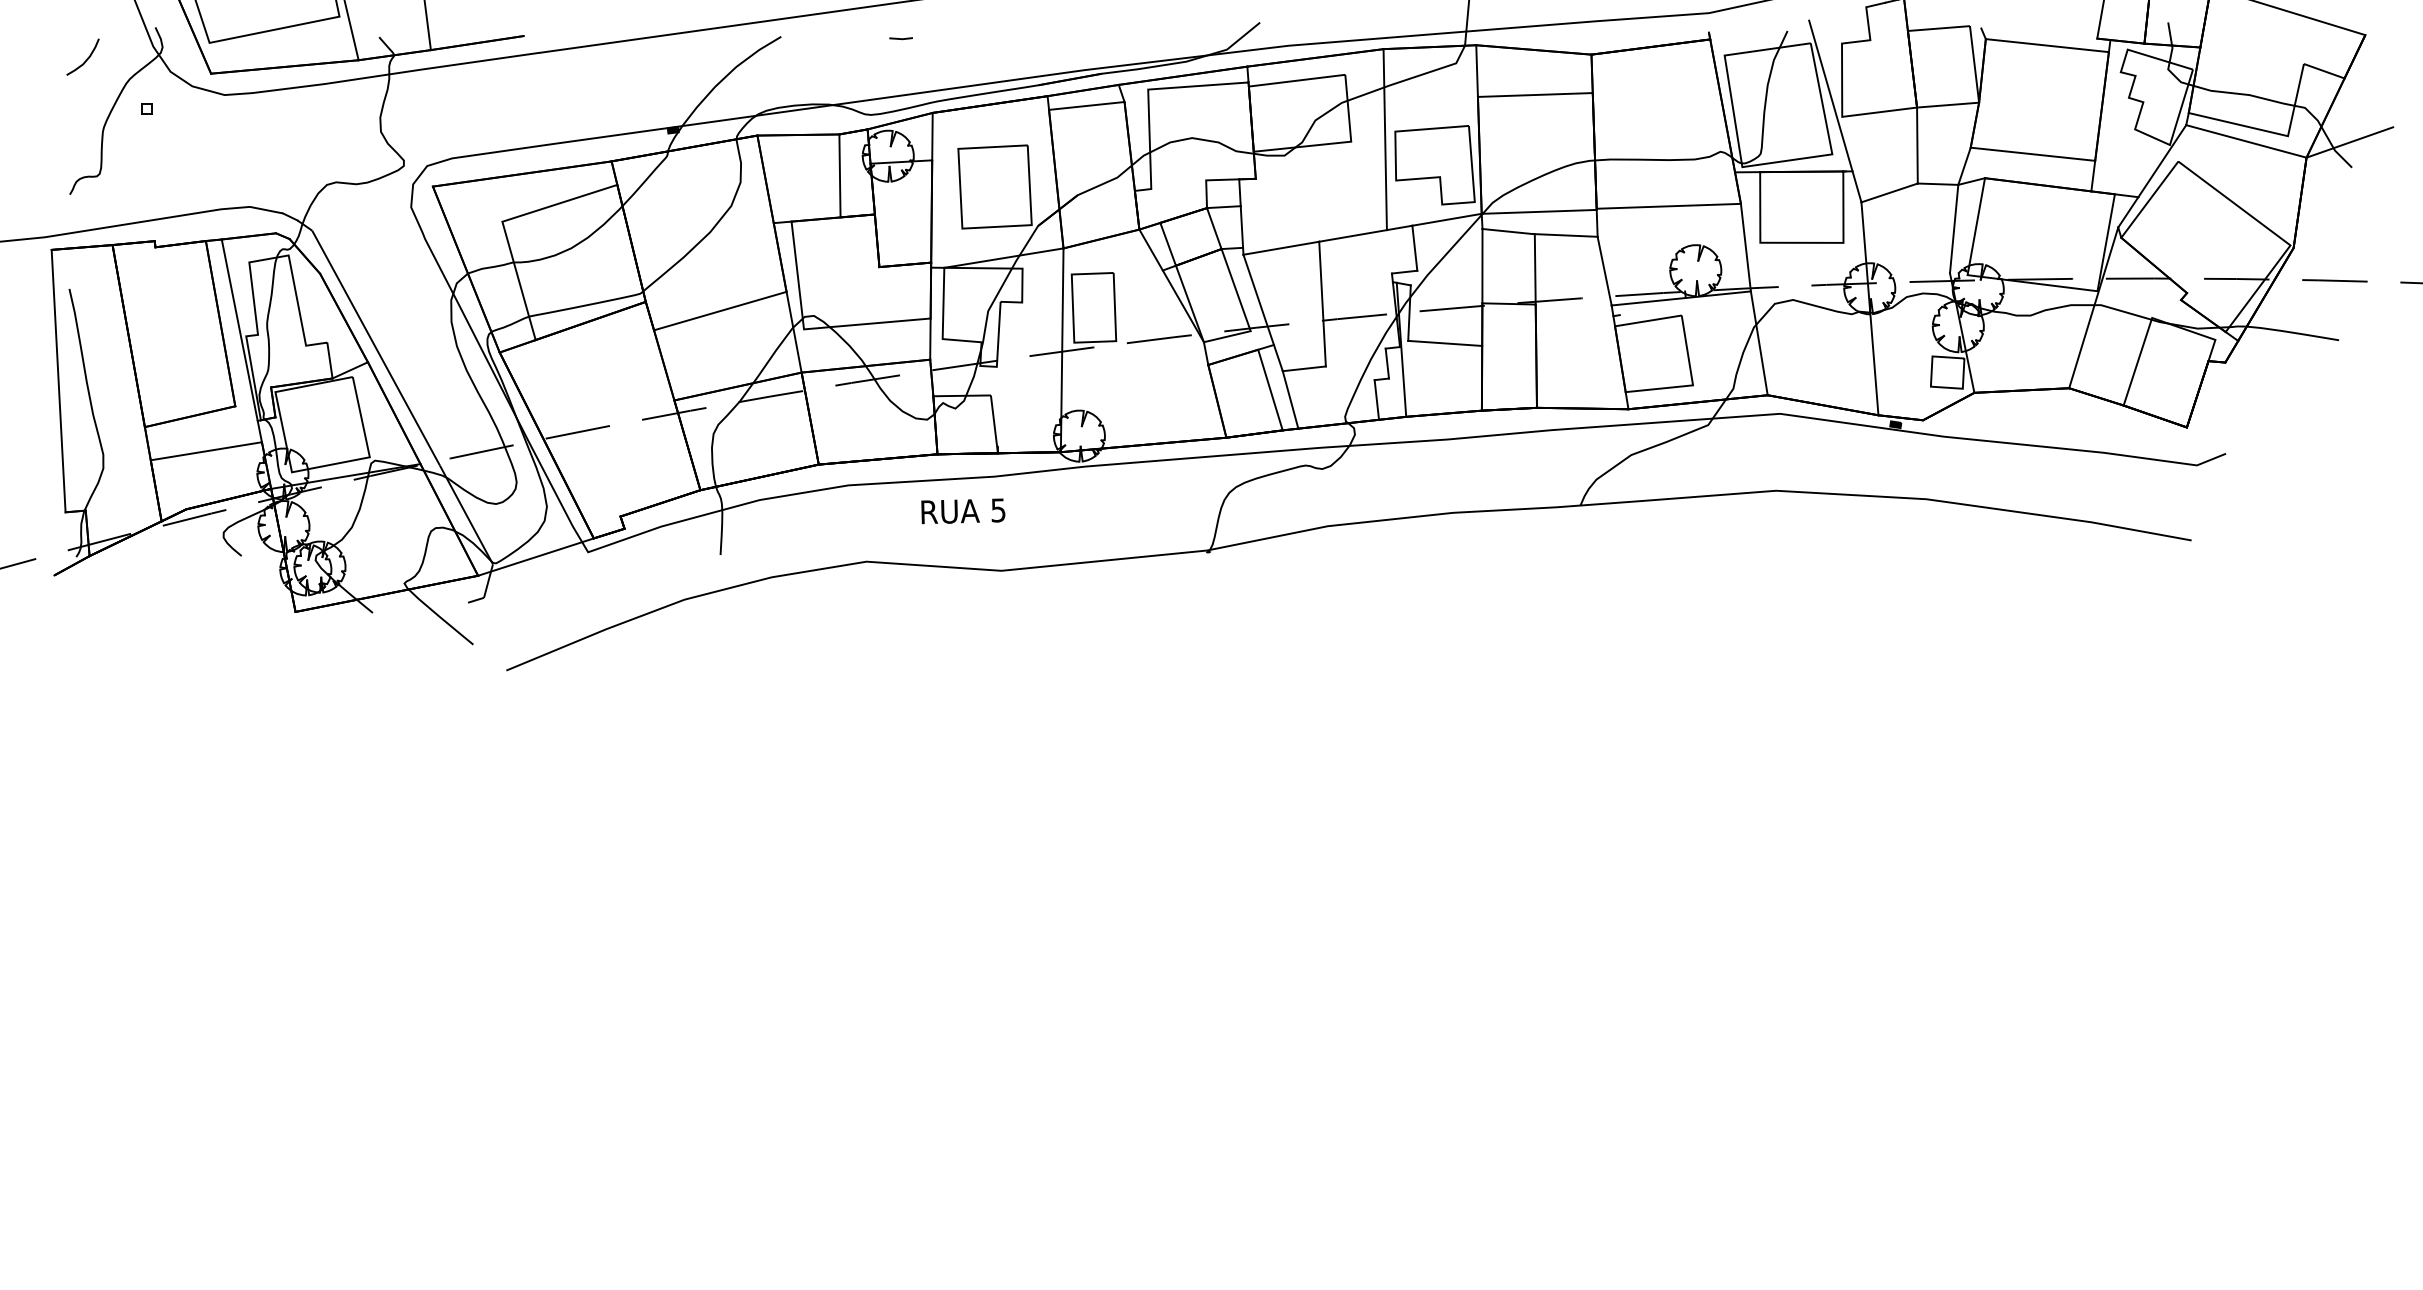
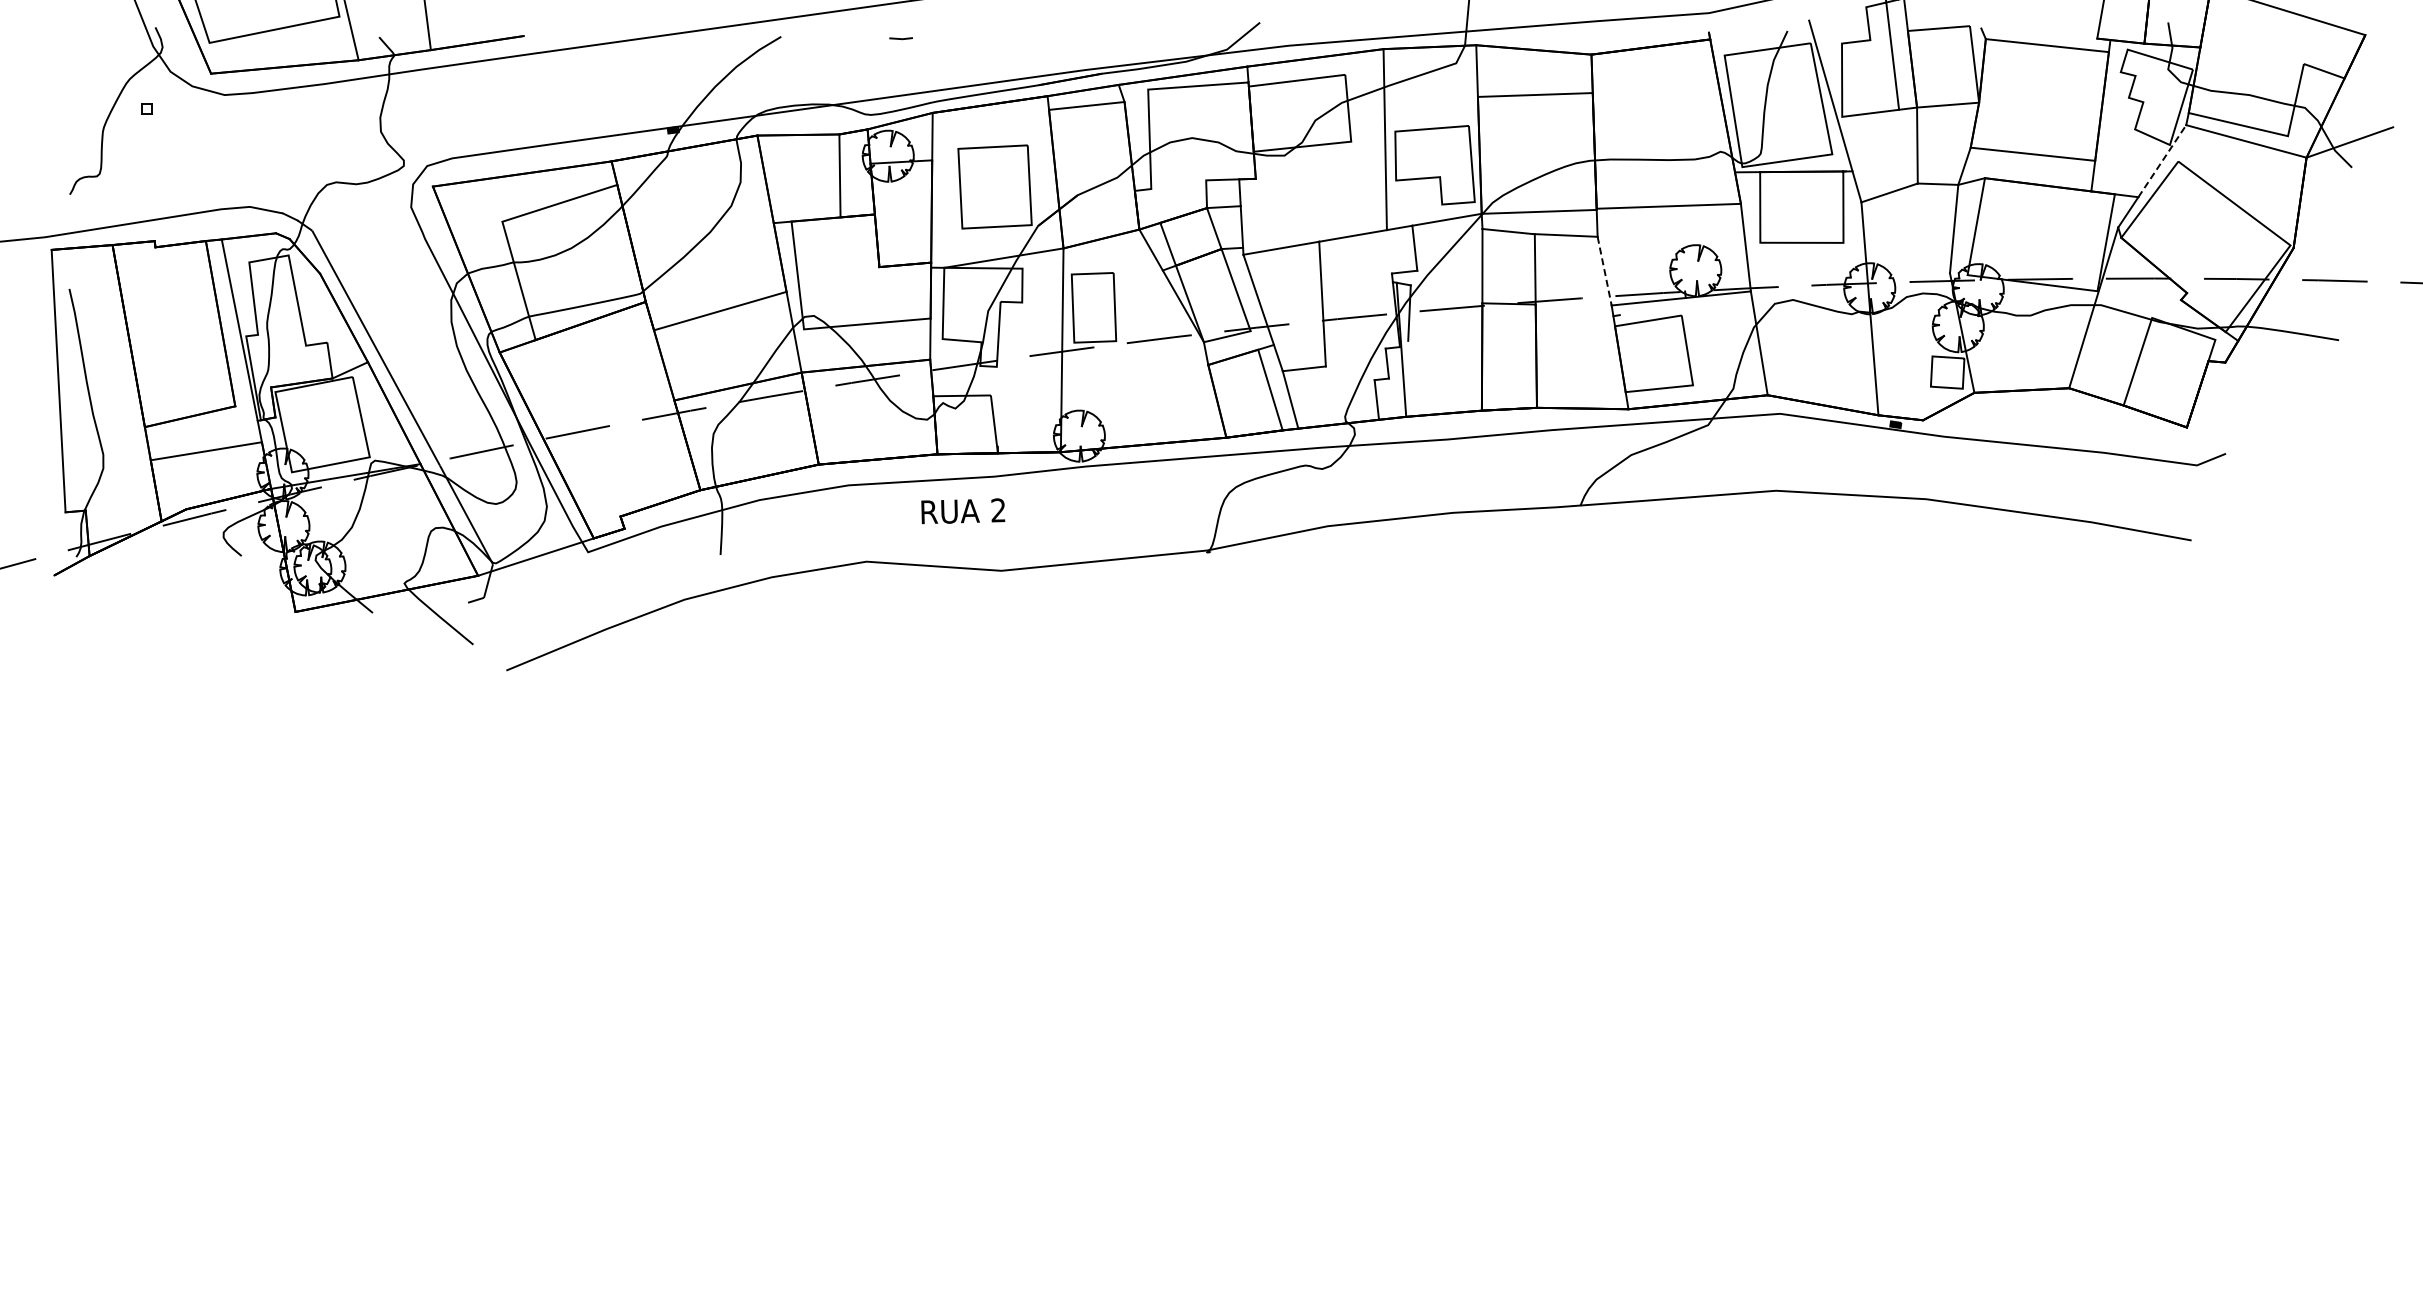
line position: (1910, 54) -> (1892, 55) (1892, 55)
curve: present -> none (86, 58)
line: solid -> dashed (2162, 160)
line: solid -> dashed (1604, 271)
line: present -> none (1445, 342)
text: 5 -> 2 (998, 510)
